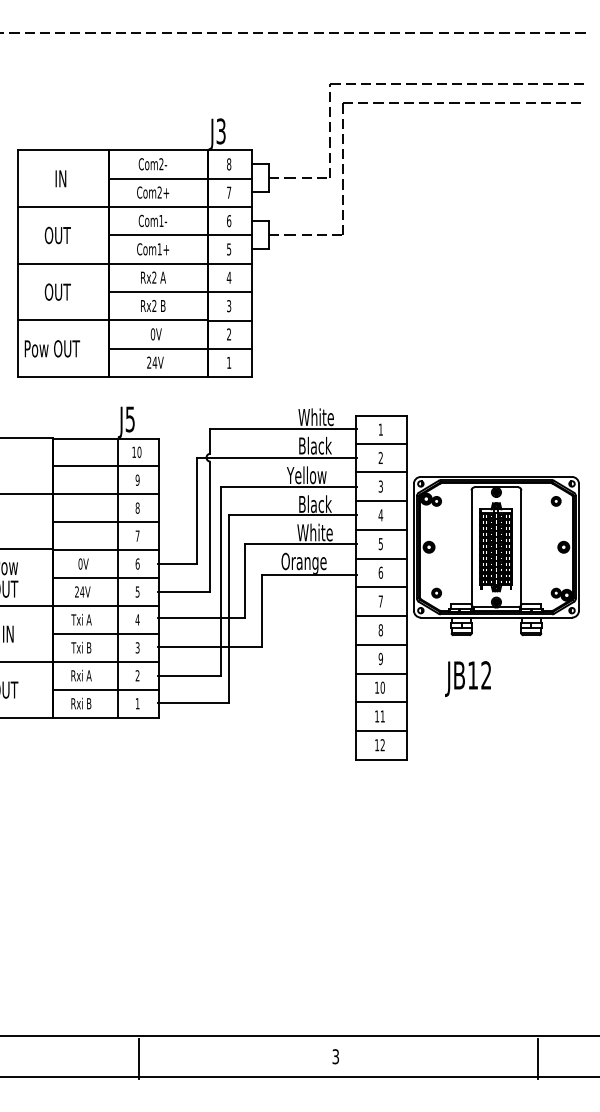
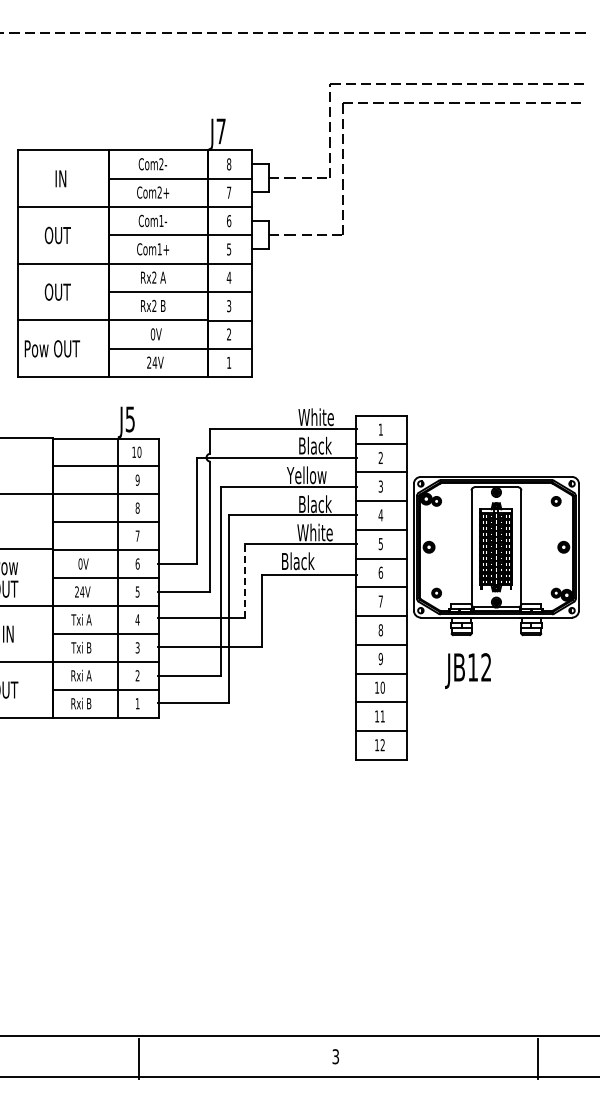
text: J3 -> J7 (220, 131)
text: Orange -> Black (303, 562)
line: solid -> dashed (245, 580)
text position: (467, 678) -> (467, 670) (467, 670)
